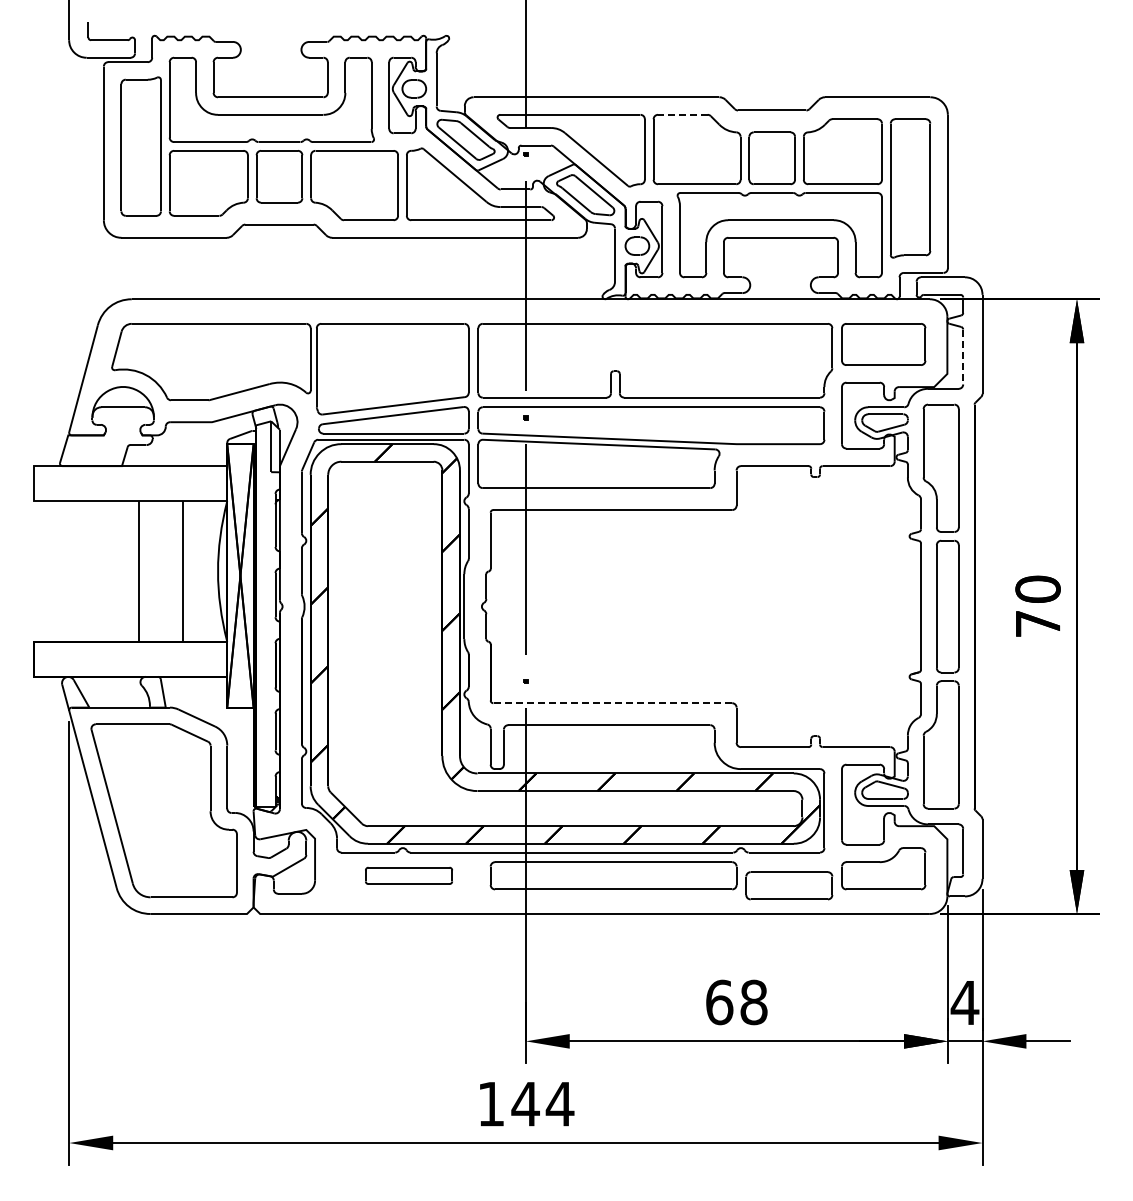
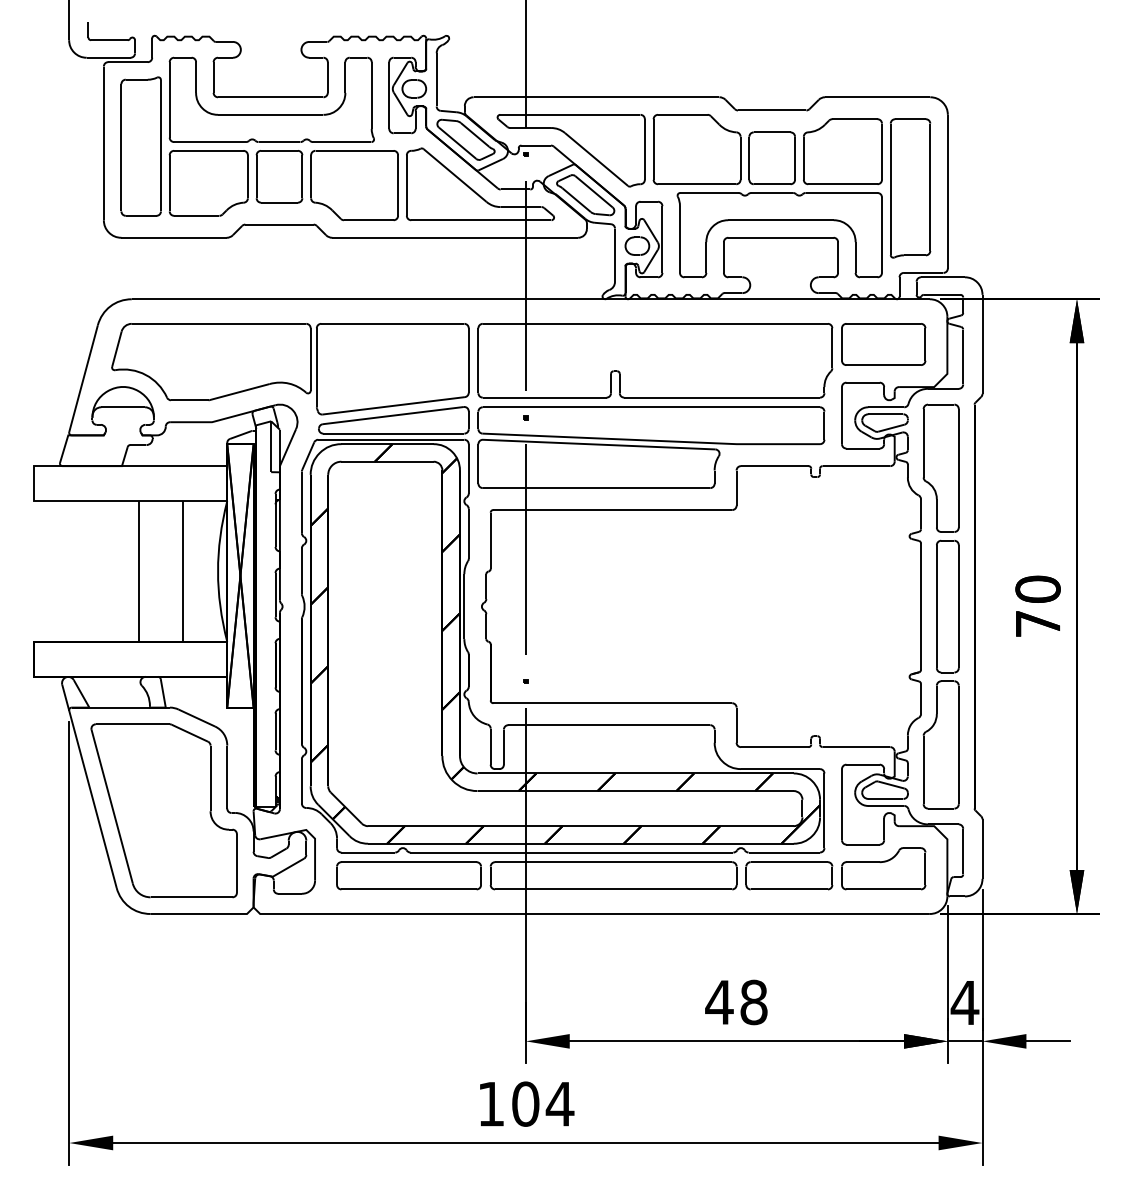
line: dashed -> solid (682, 114)
line: dashed -> solid (963, 357)
line: dashed -> solid (612, 703)
part size: 88x19 px -> 146x30 px (408, 875)
part position: (789, 885) -> (789, 875) (789, 875)
text: 68 -> 48 (719, 1002)
text: 144 -> 104 (525, 1103)
